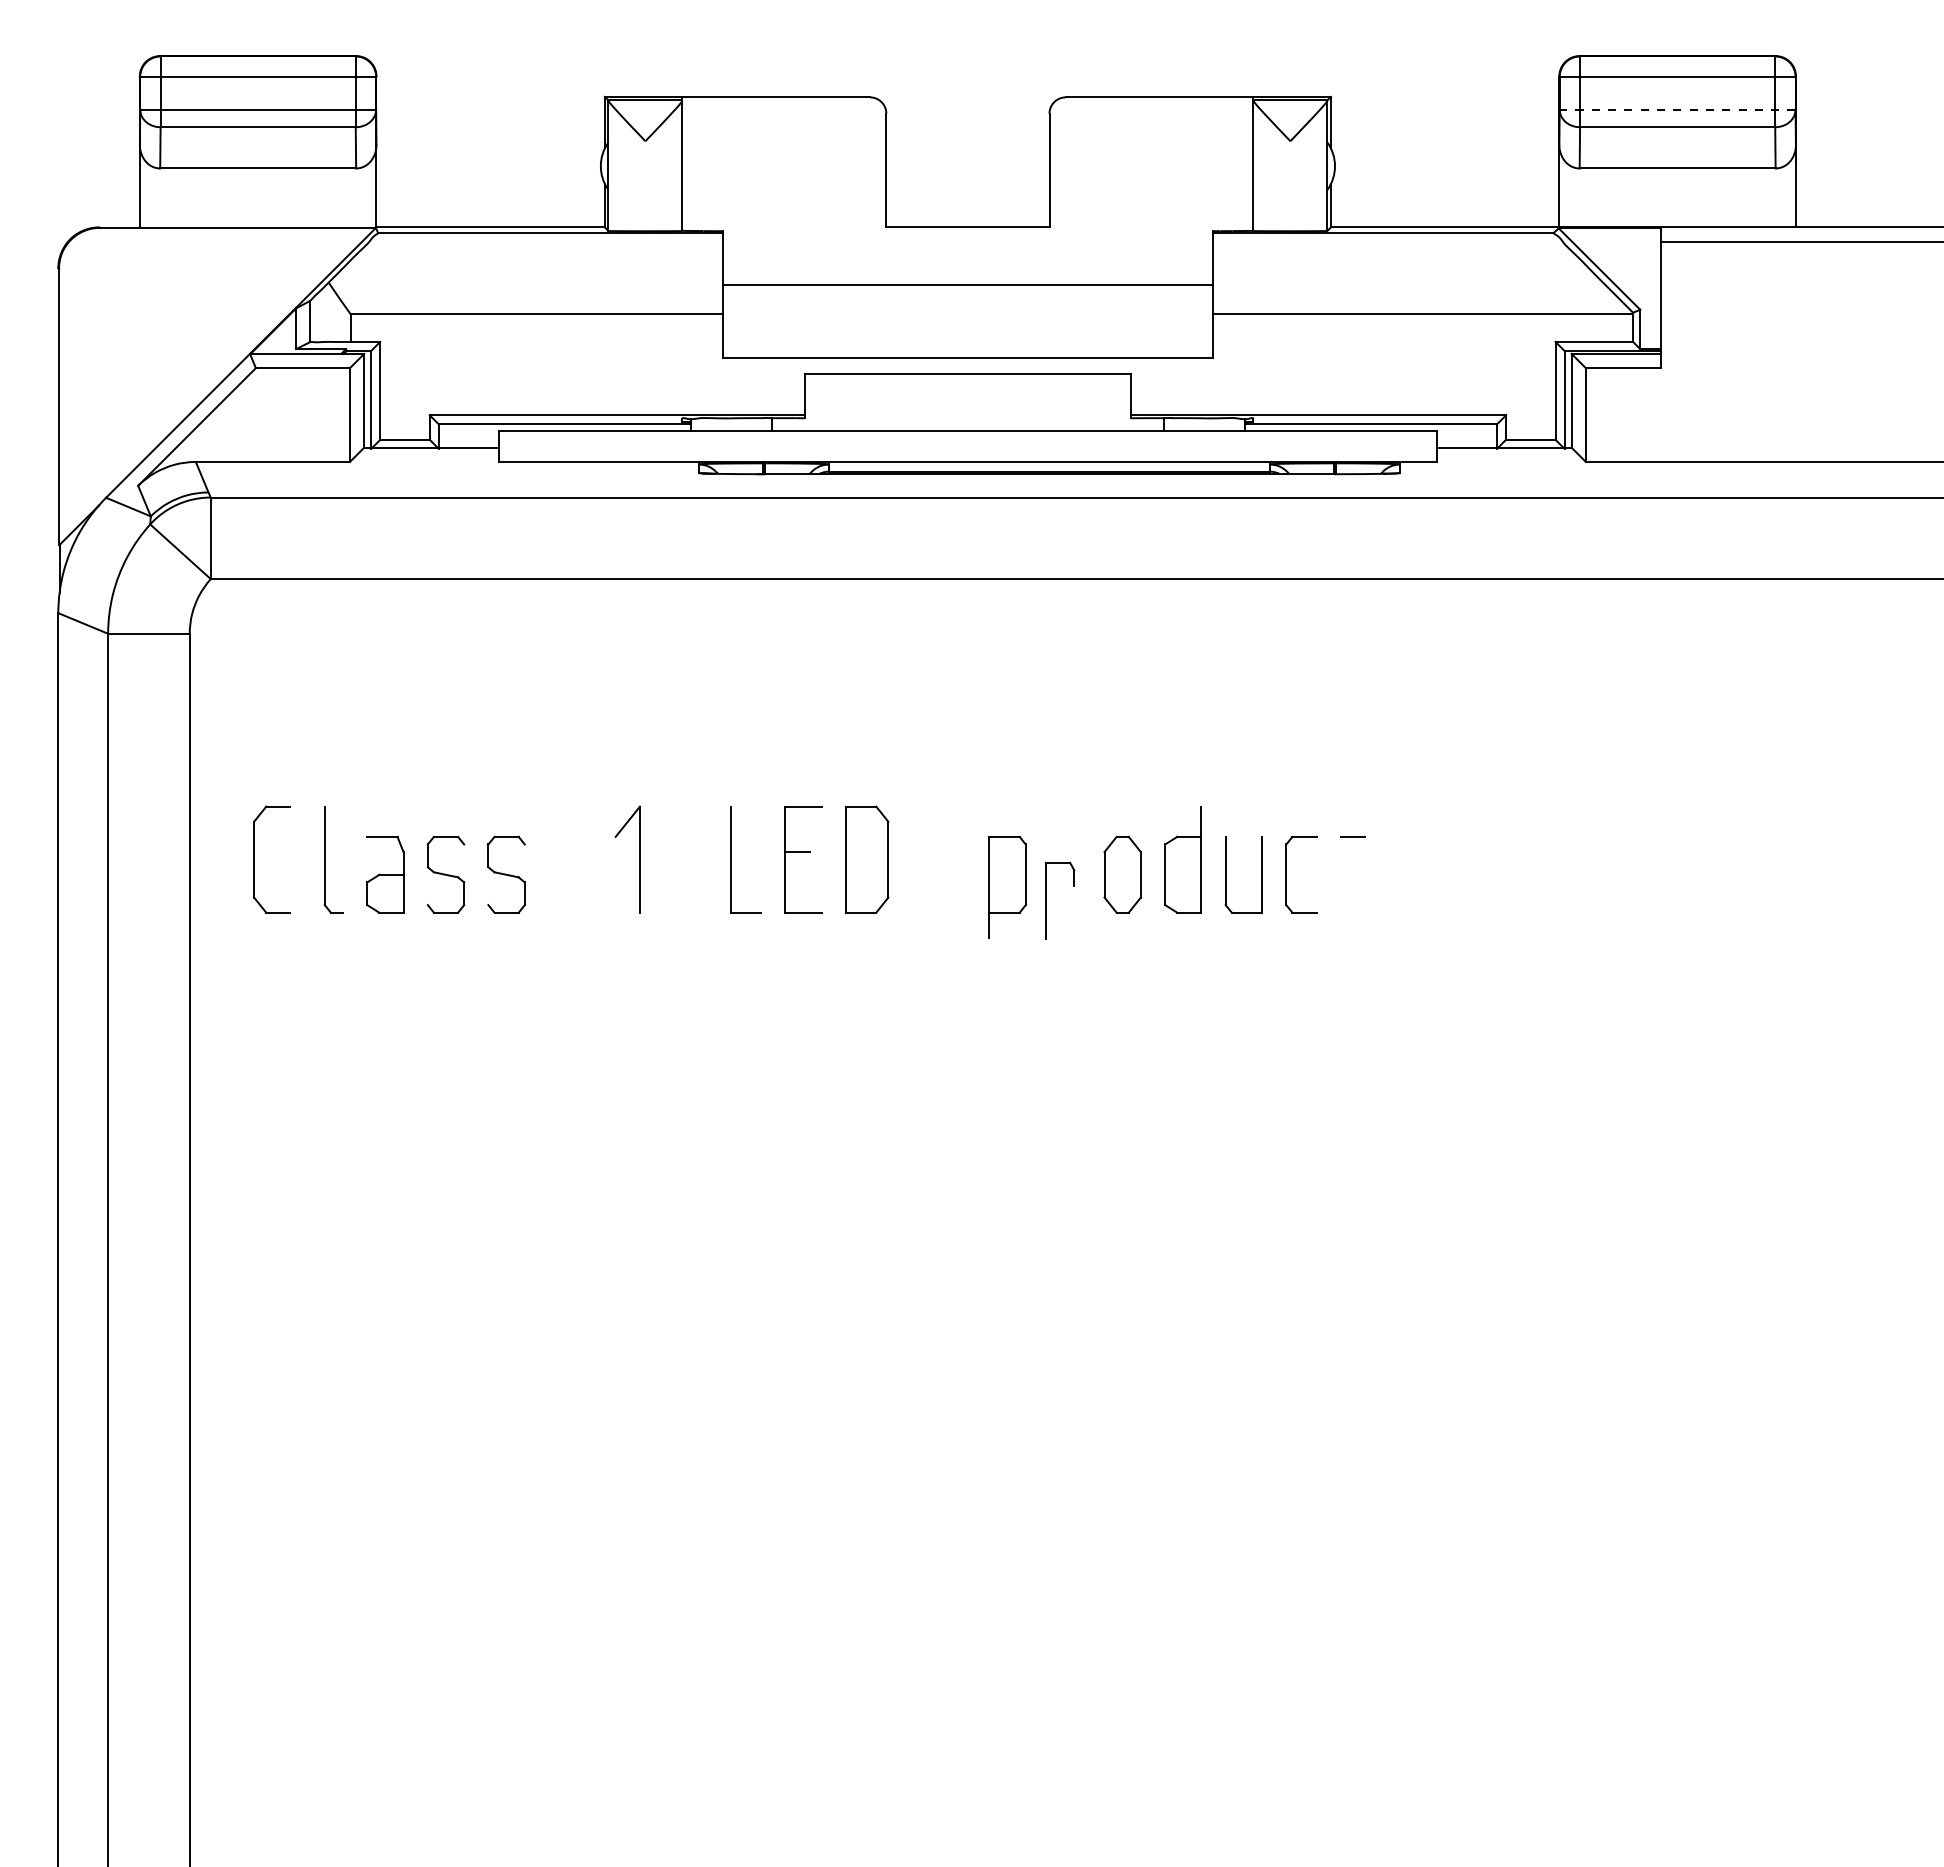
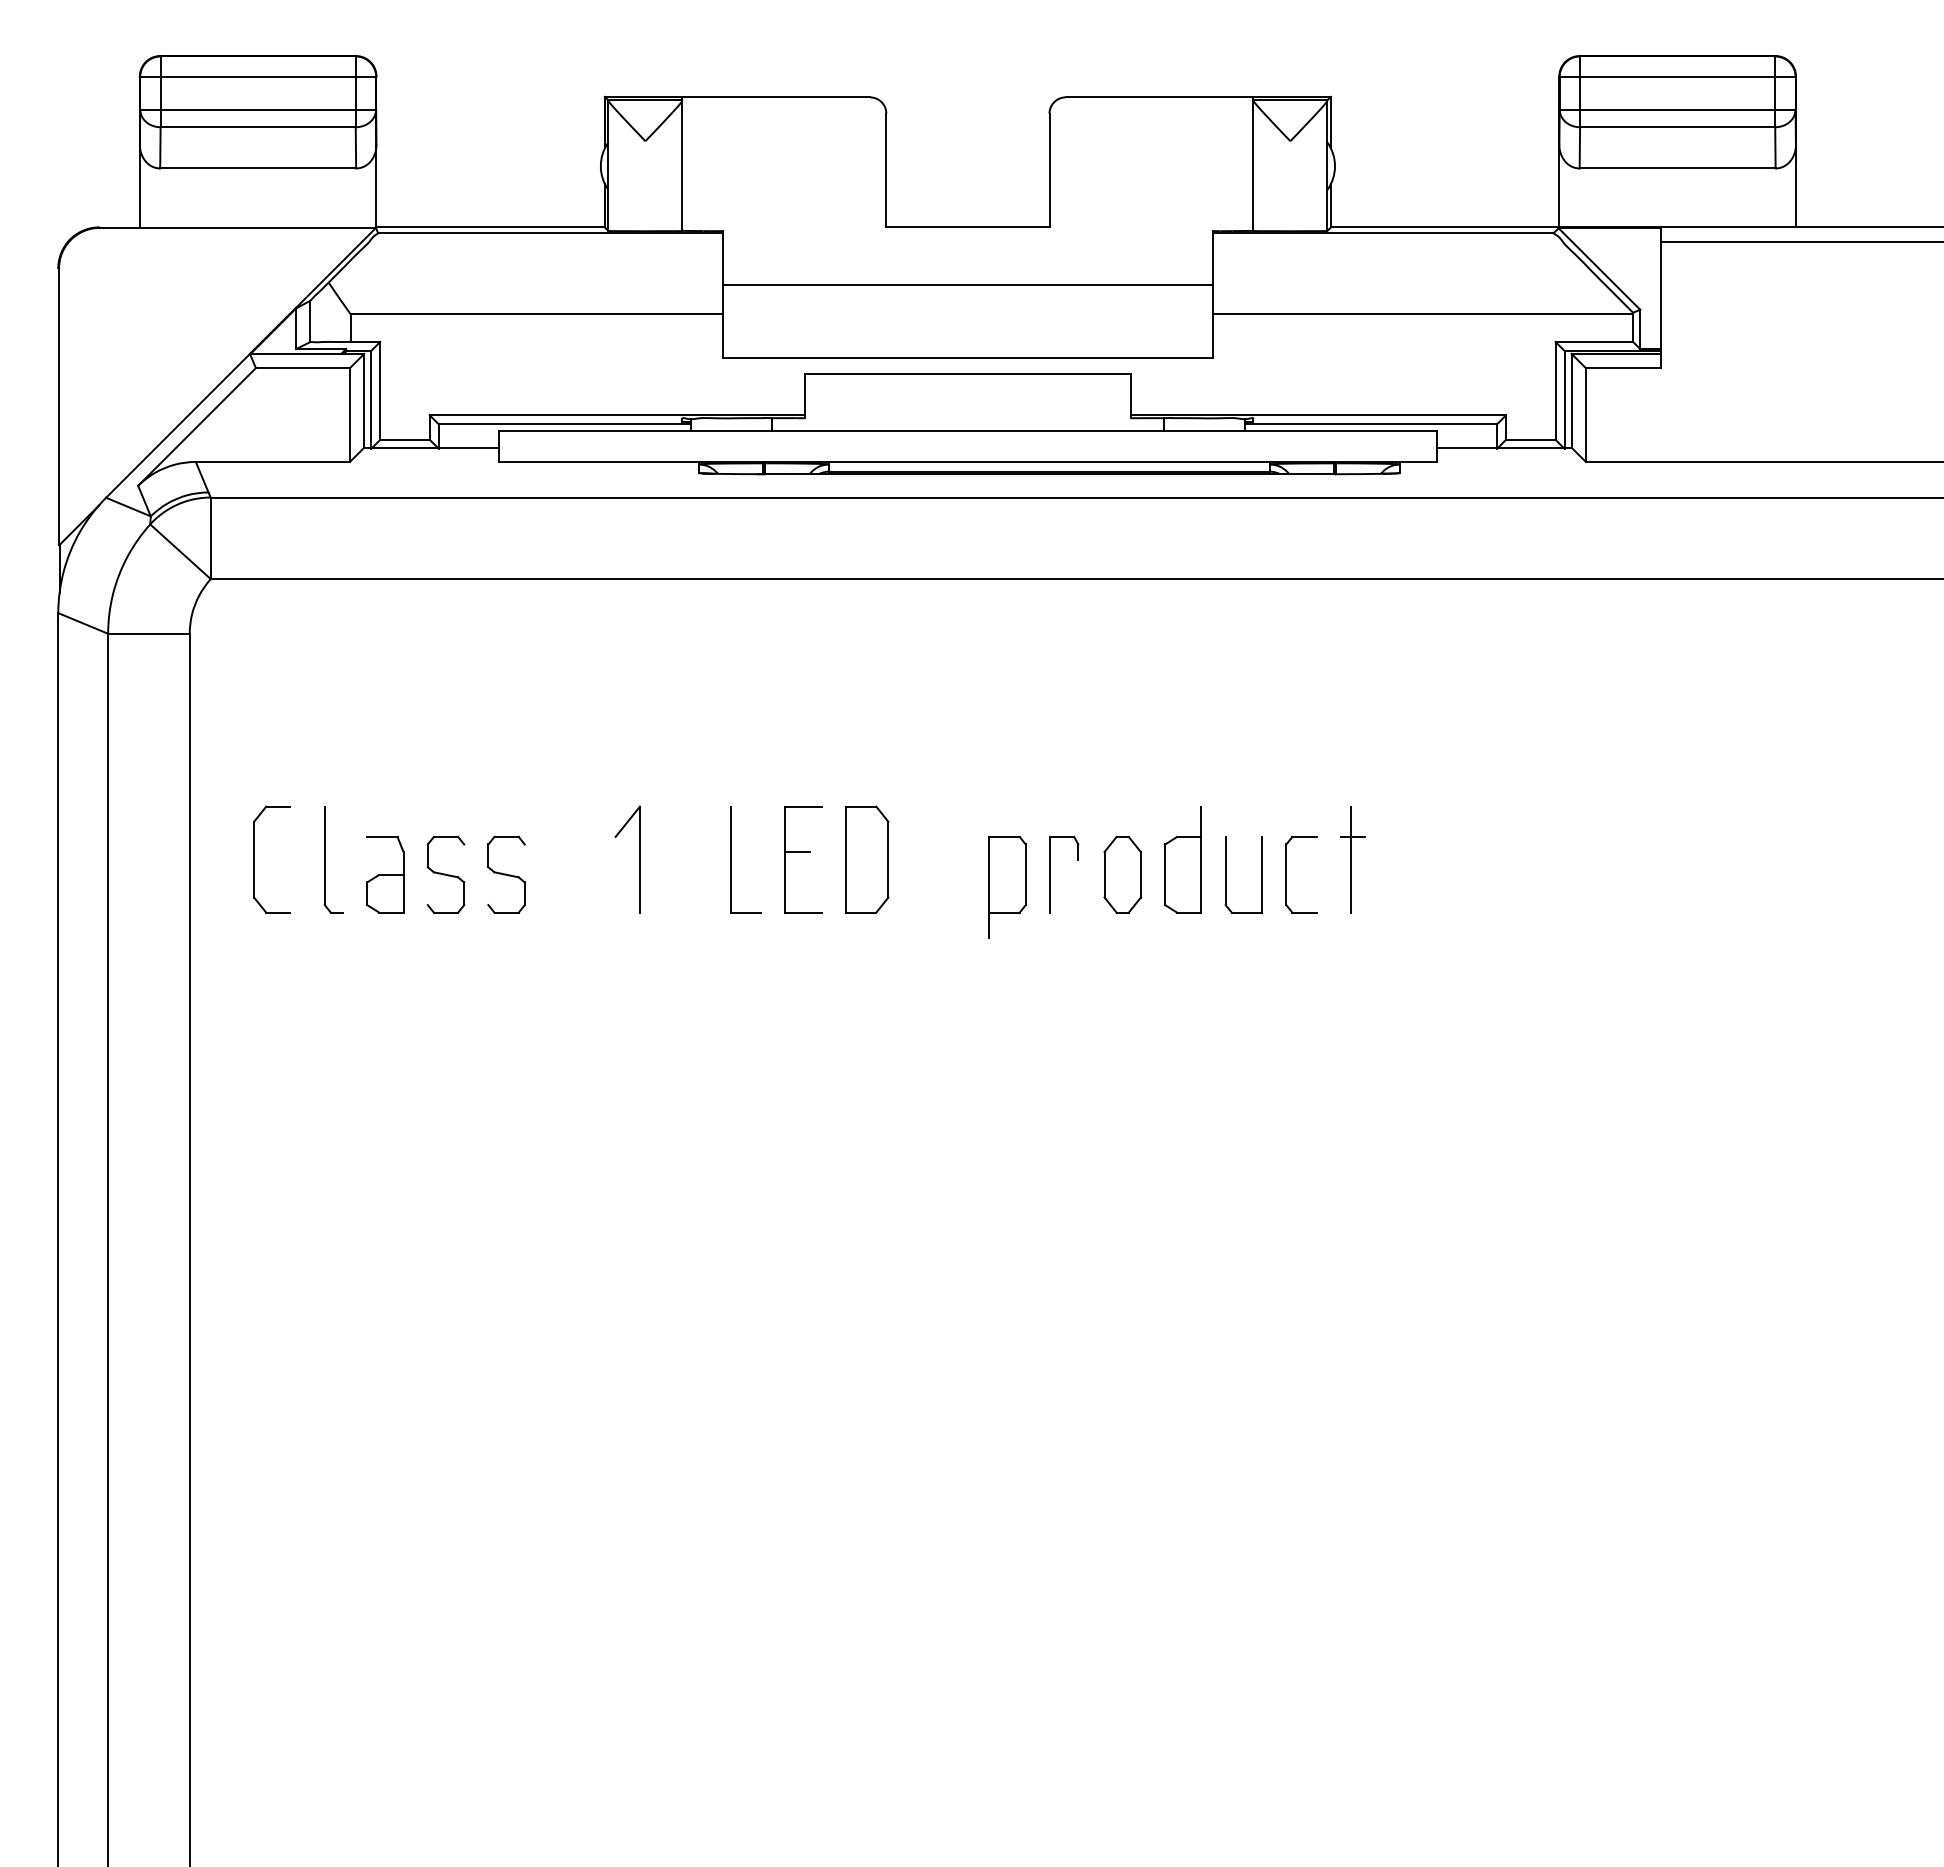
line: dashed -> solid (1677, 109)
line: none -> present (1351, 859)
part position: (1046, 900) -> (1050, 874) (1050, 874)
